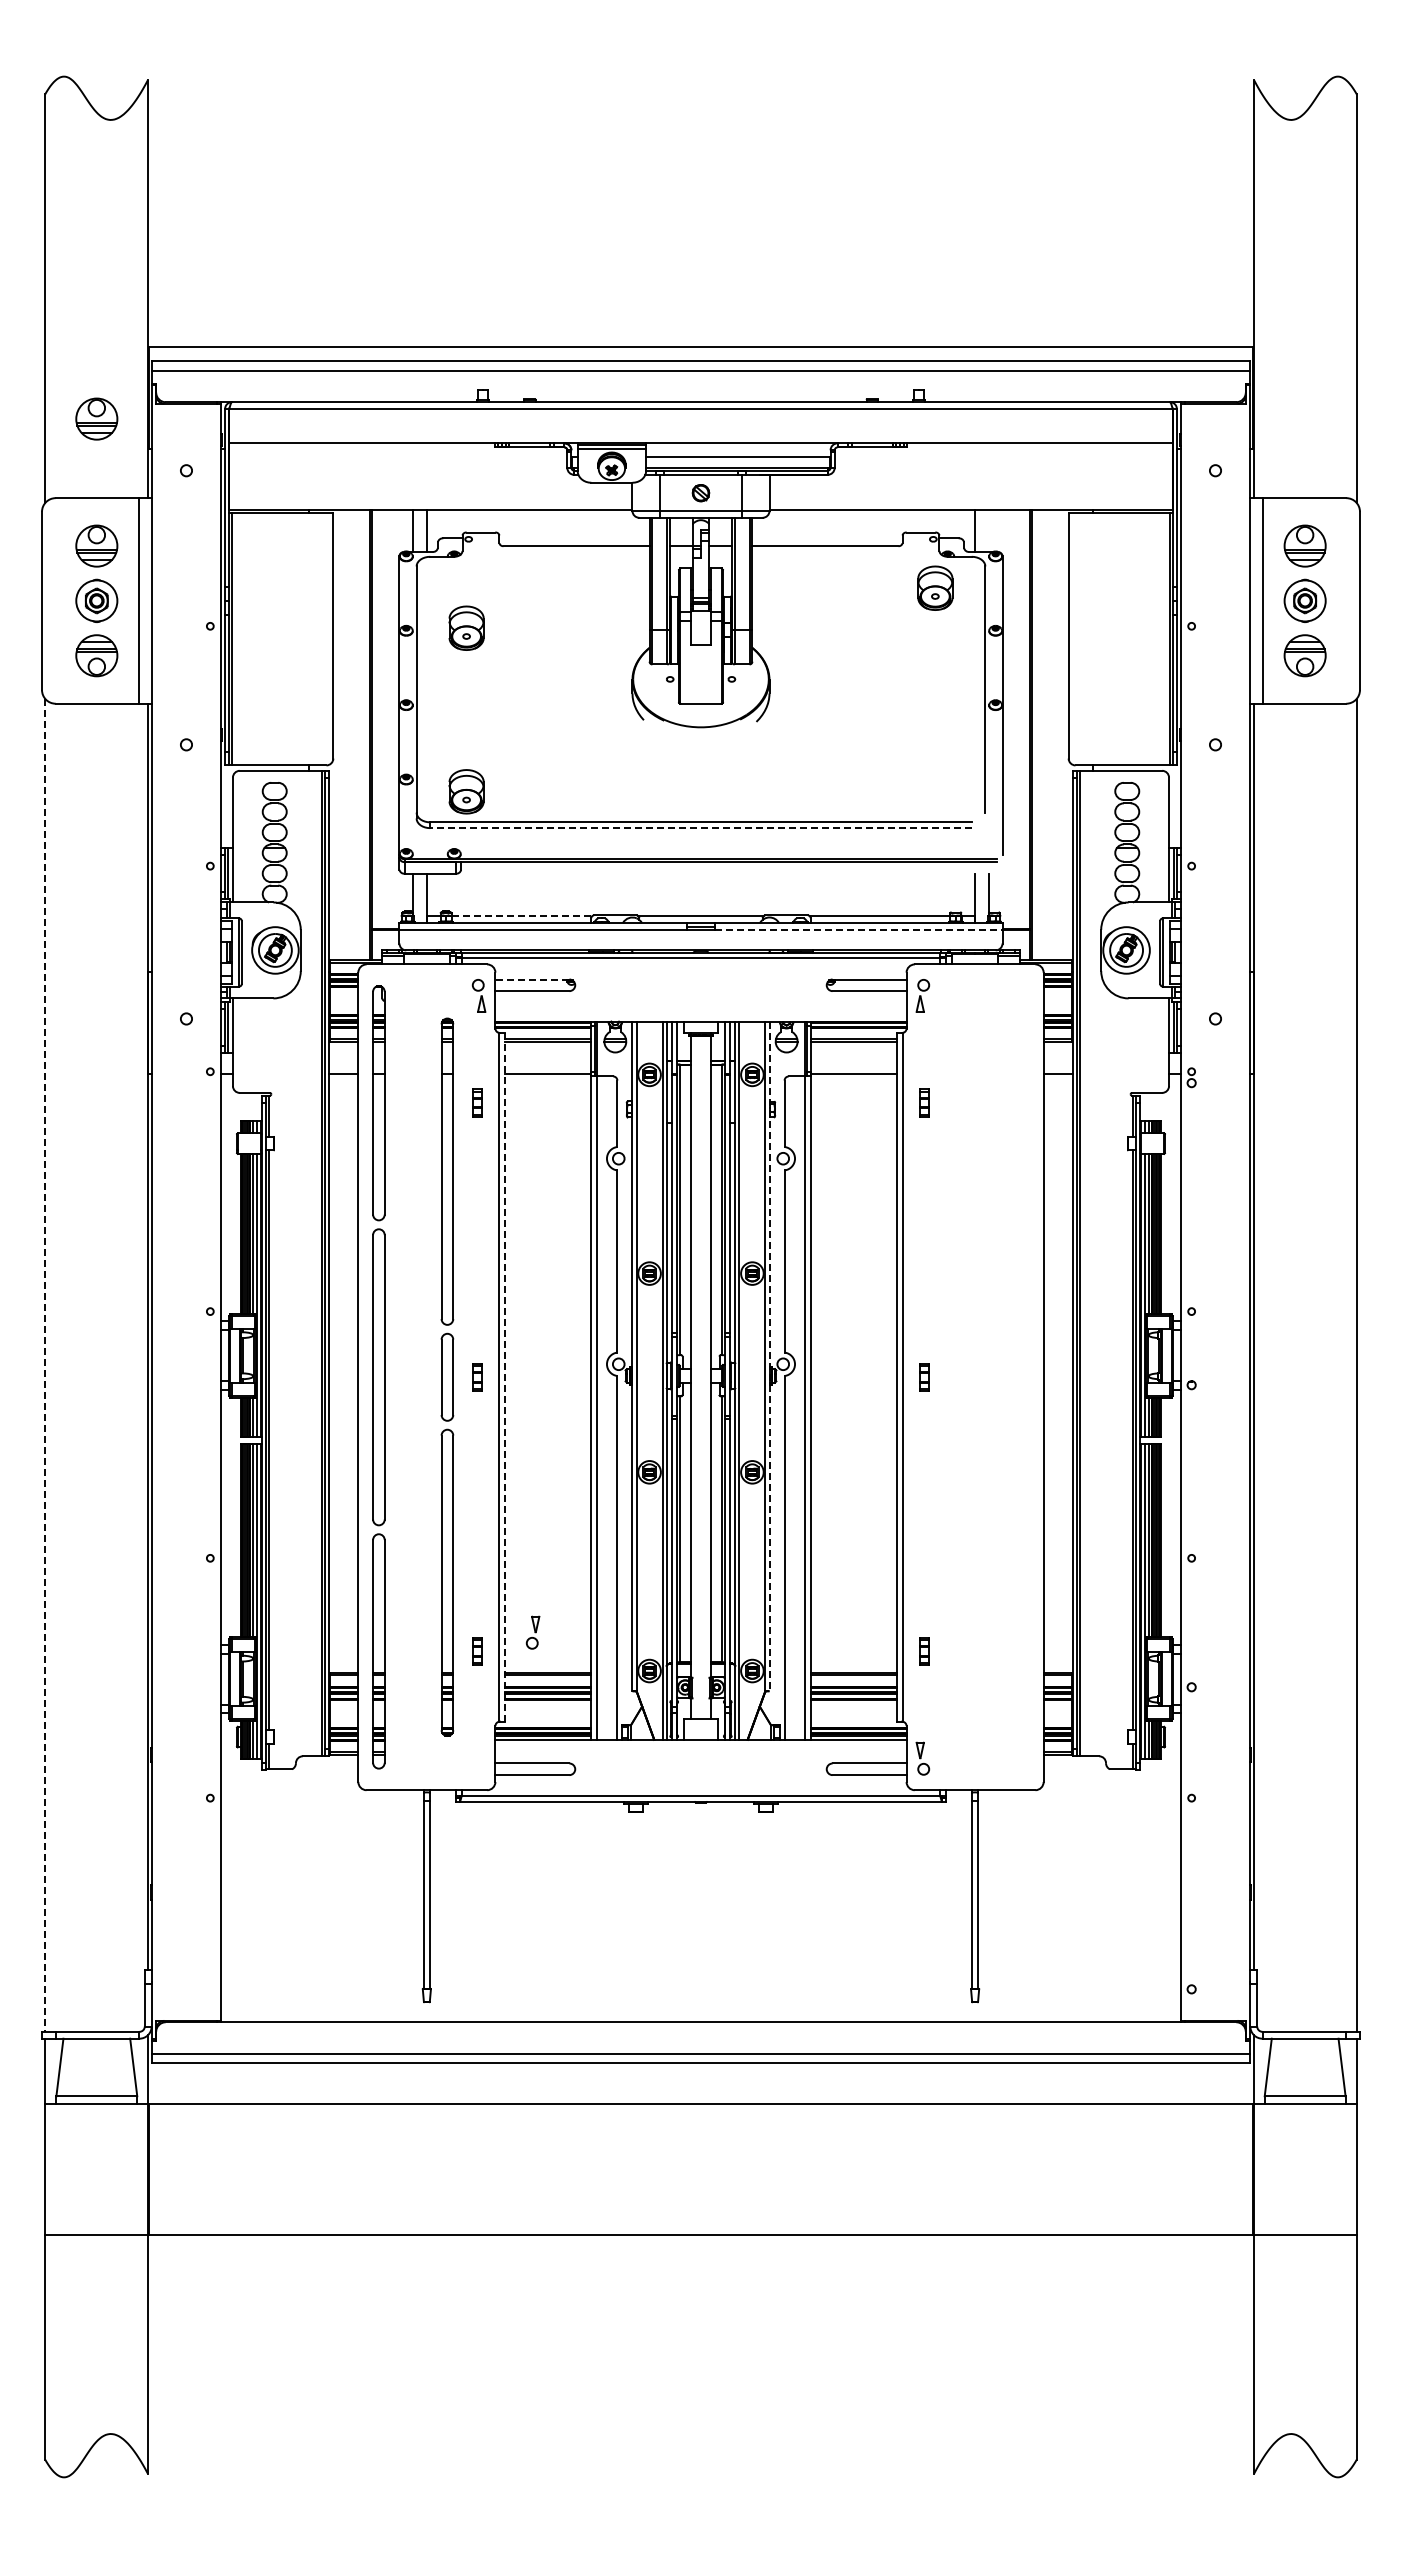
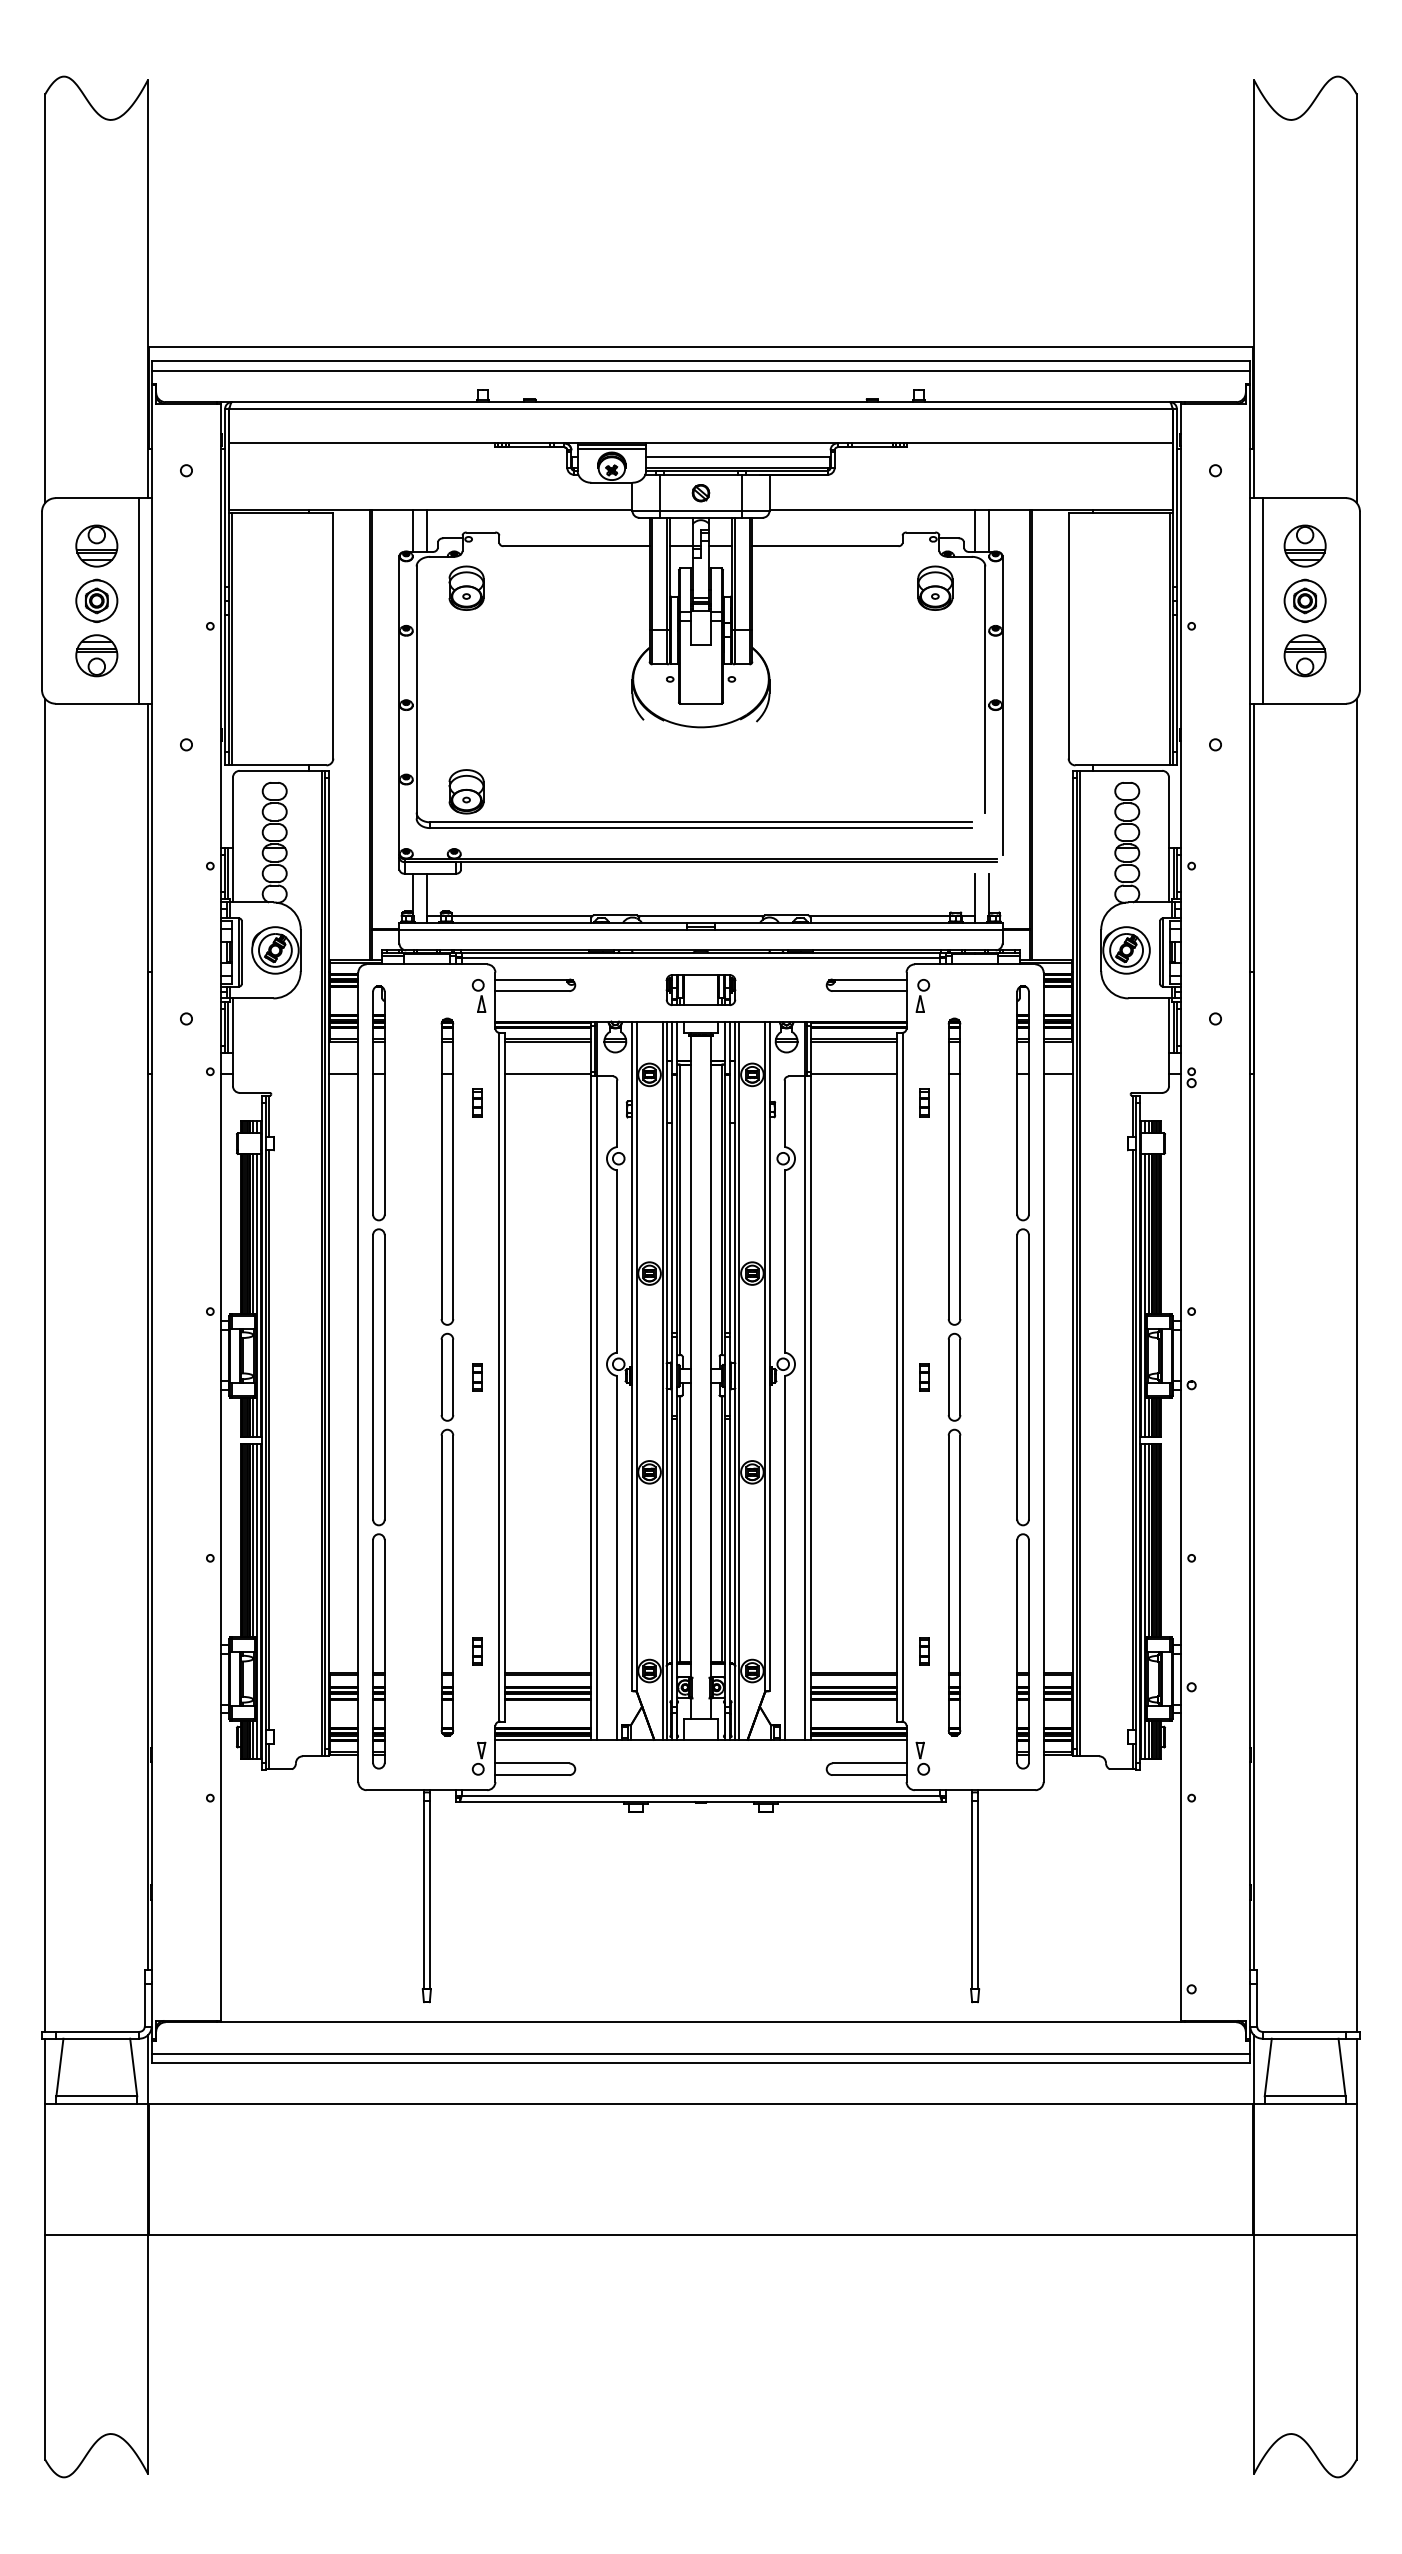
part: present -> none (96, 418)
line: none -> present (988, 530)
part position: (466, 627) -> (466, 587) (466, 587)
line: dashed -> solid (701, 828)
line: dashed -> solid (522, 916)
line: dashed -> solid (858, 929)
line: dashed -> solid (531, 979)
part: none -> present (700, 989)
line: dashed -> solid (769, 1356)
line: dashed -> solid (45, 1365)
part: none -> present (954, 1376)
line: dashed -> solid (505, 1377)
part: none -> present (1022, 1377)
part position: (532, 1632) -> (478, 1758) (478, 1758)
